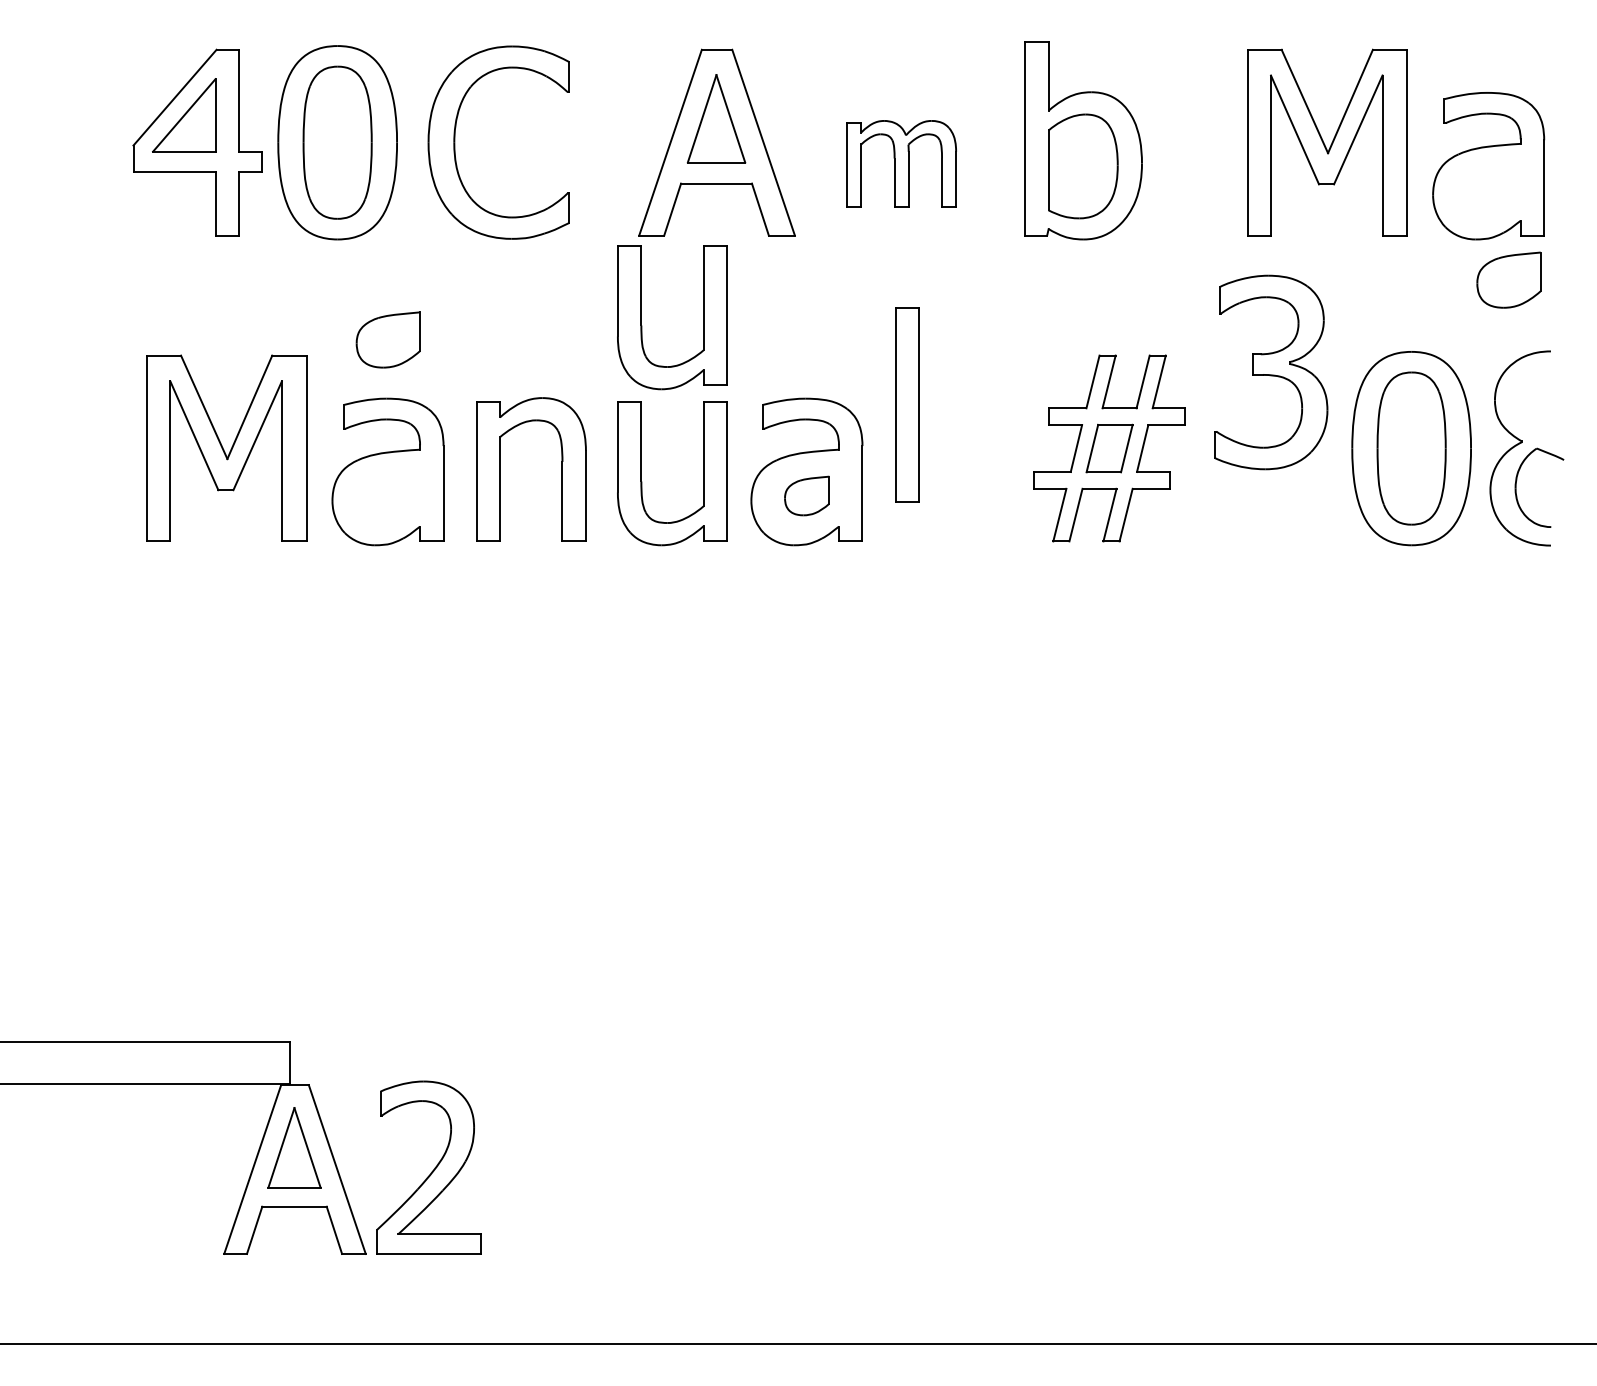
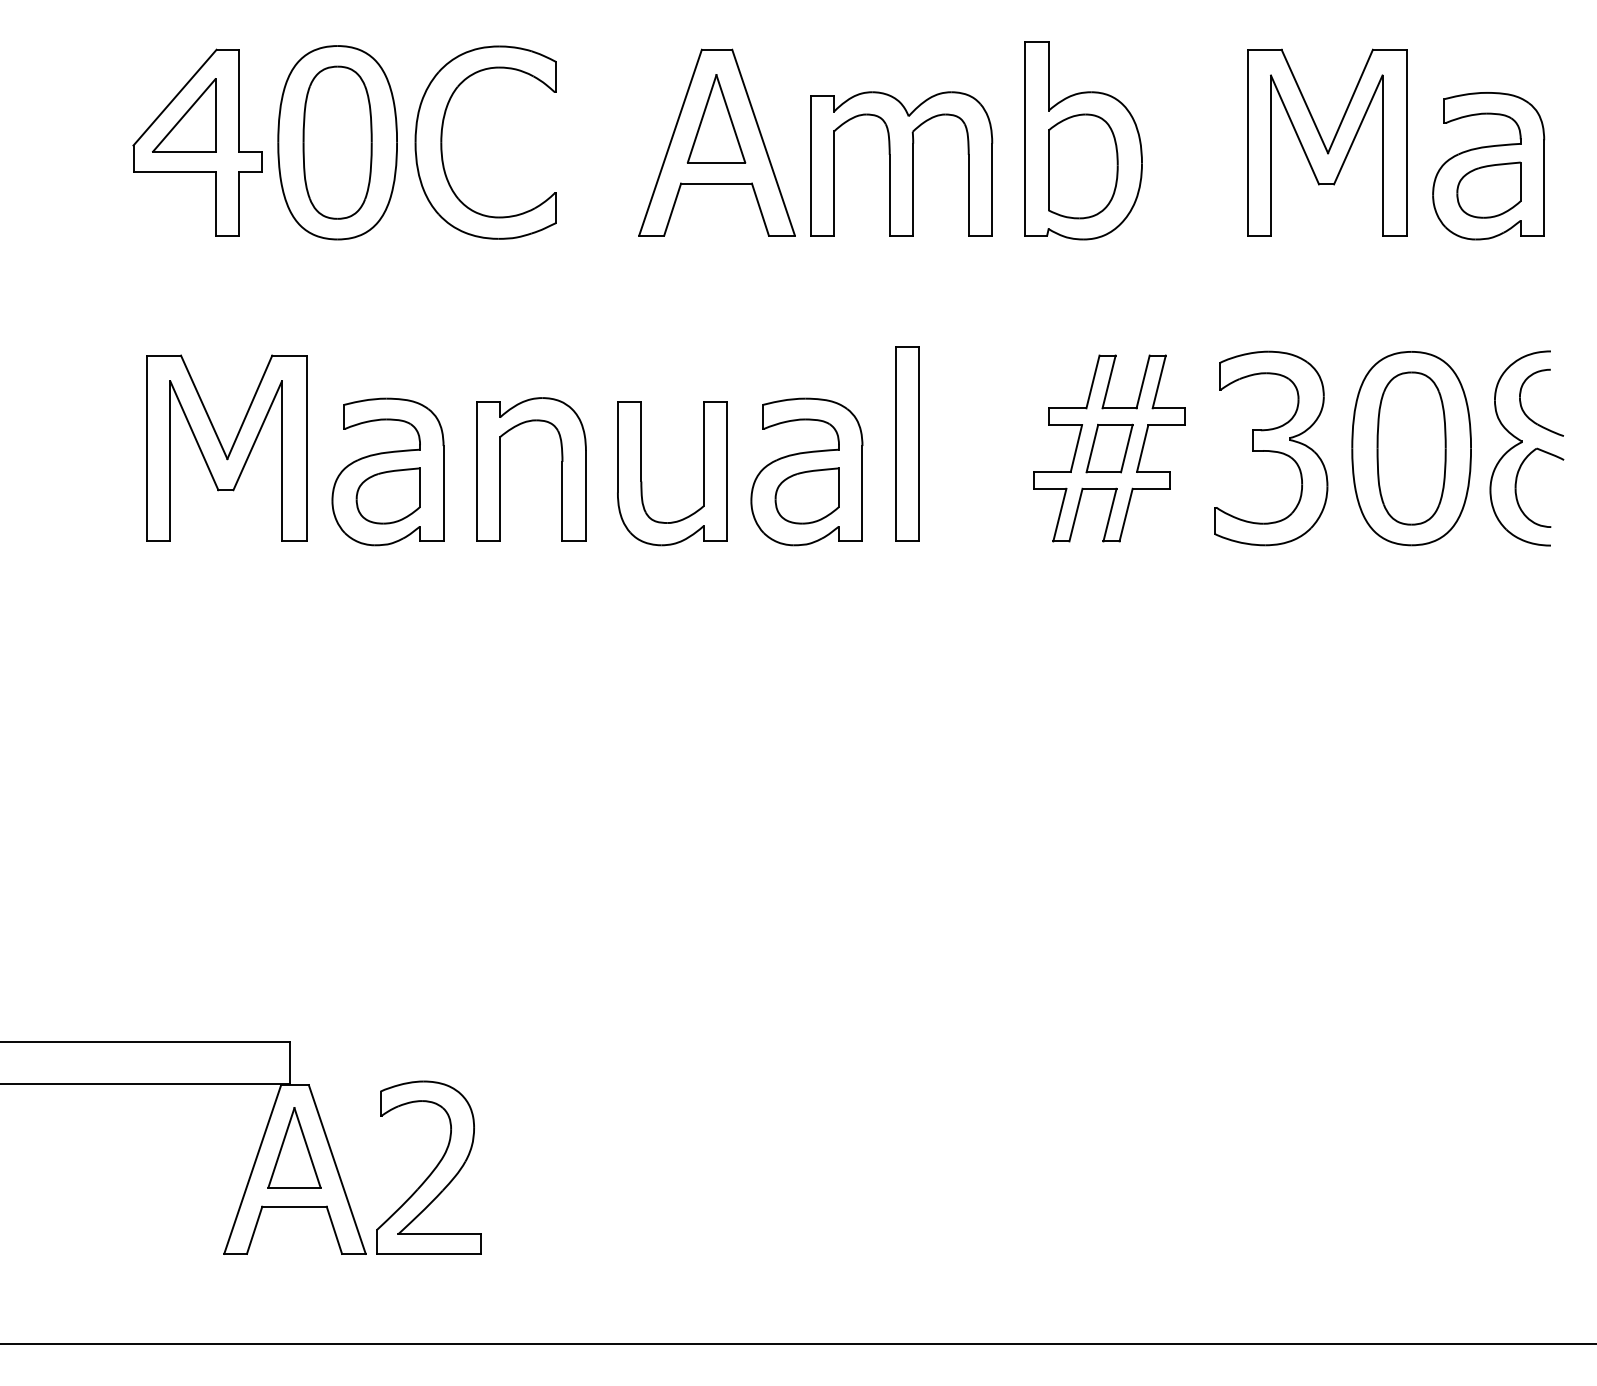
part position: (455, 142) -> (442, 142) (442, 142)
part size: 111x88 px -> 184x146 px (901, 163)
part position: (1508, 279) -> (1488, 189) (1488, 189)
part: present -> none (641, 317)
part position: (387, 339) -> (387, 495) (387, 495)
part position: (1271, 372) -> (1271, 448) (1271, 448)
part position: (907, 404) -> (907, 443) (907, 443)
part: none -> present (1525, 412)
part size: 46x42 px -> 66x58 px (806, 495)
